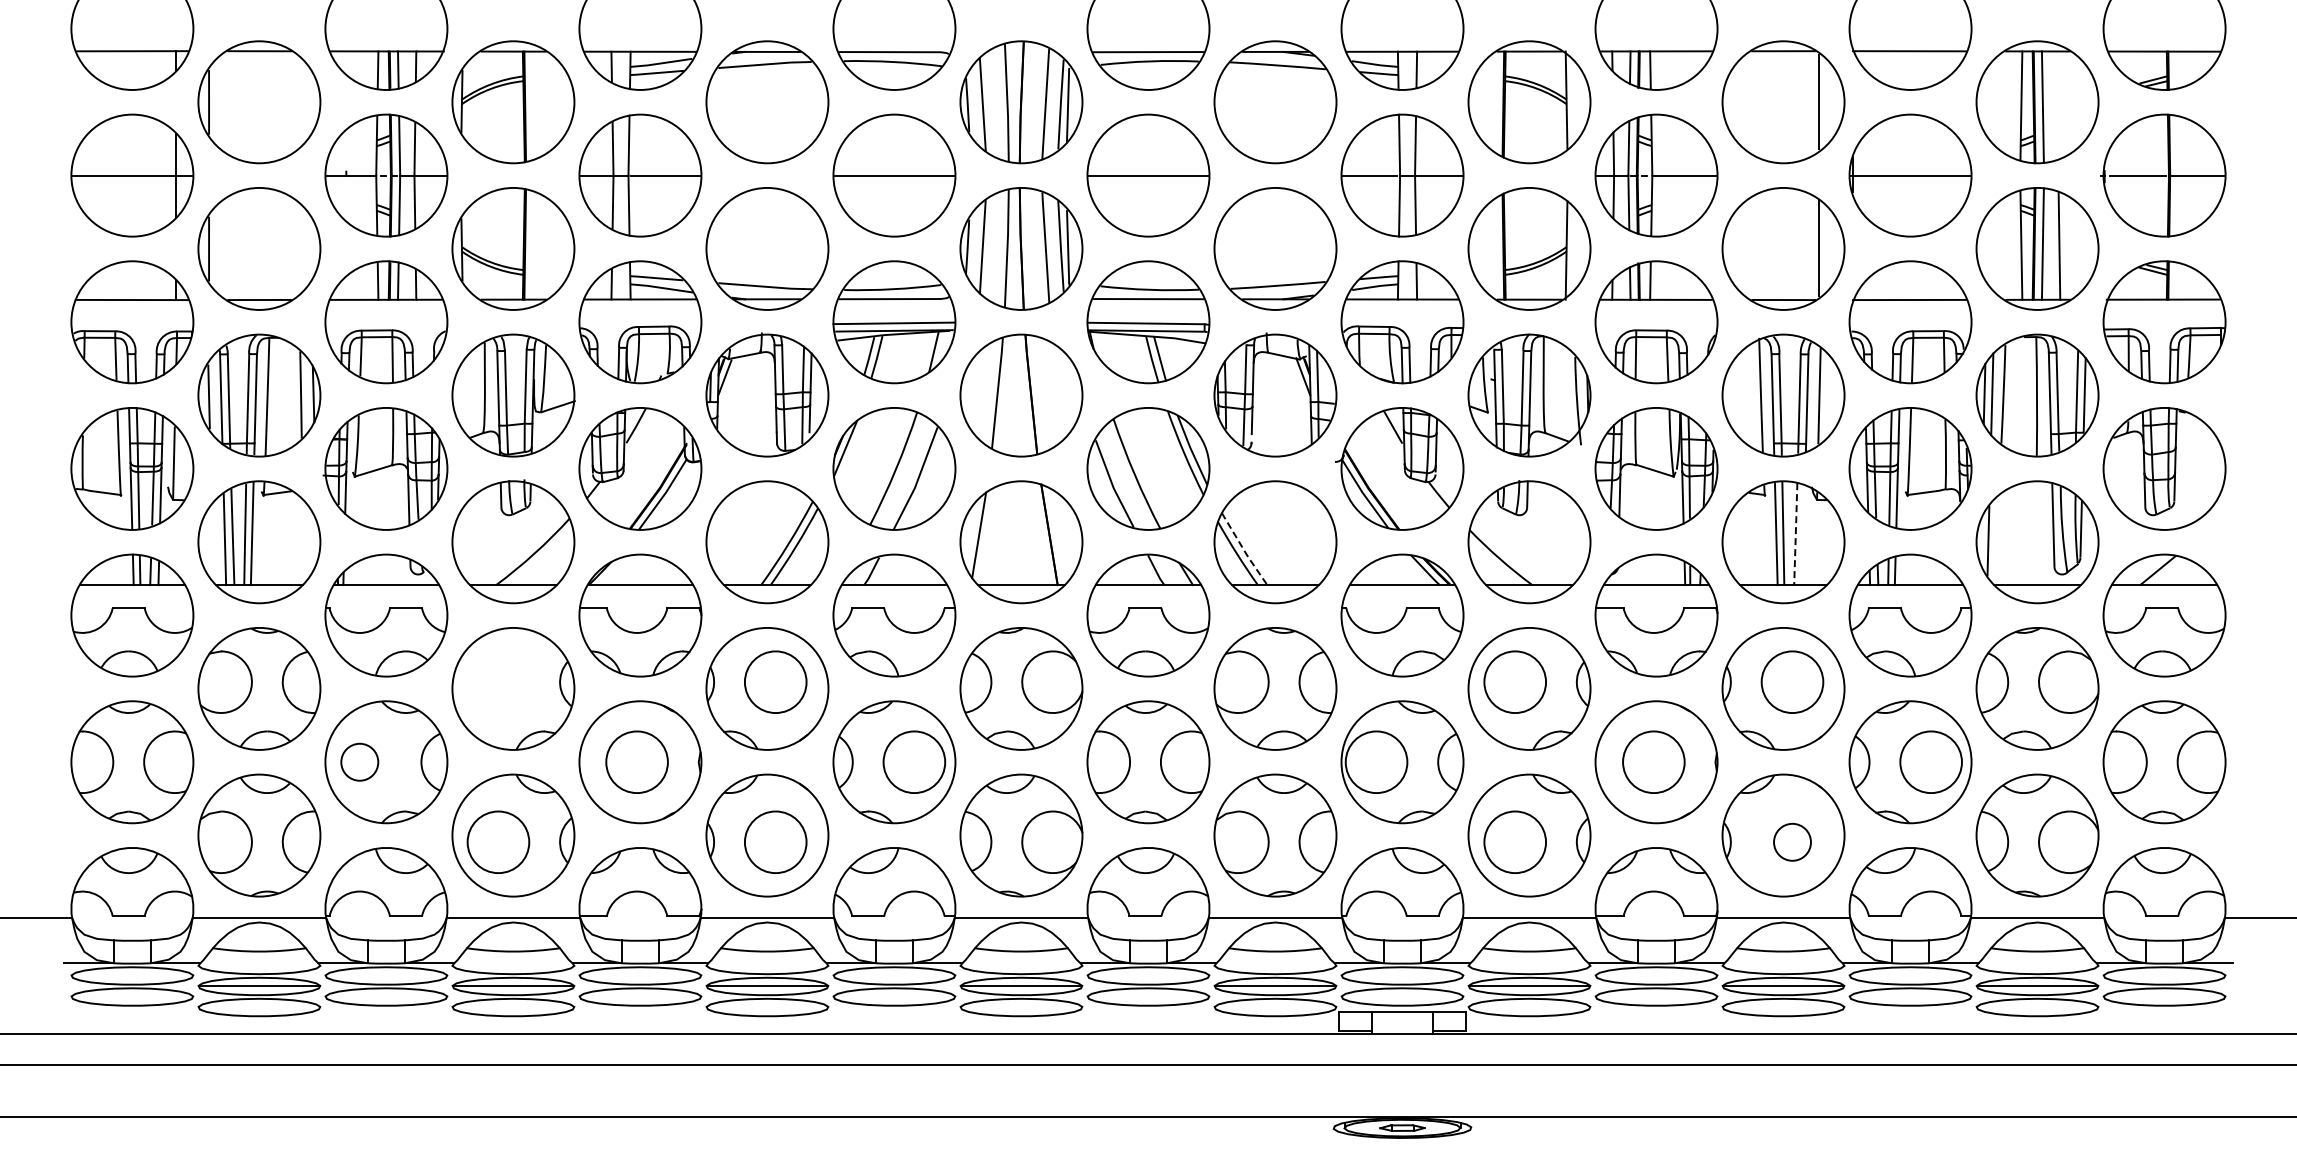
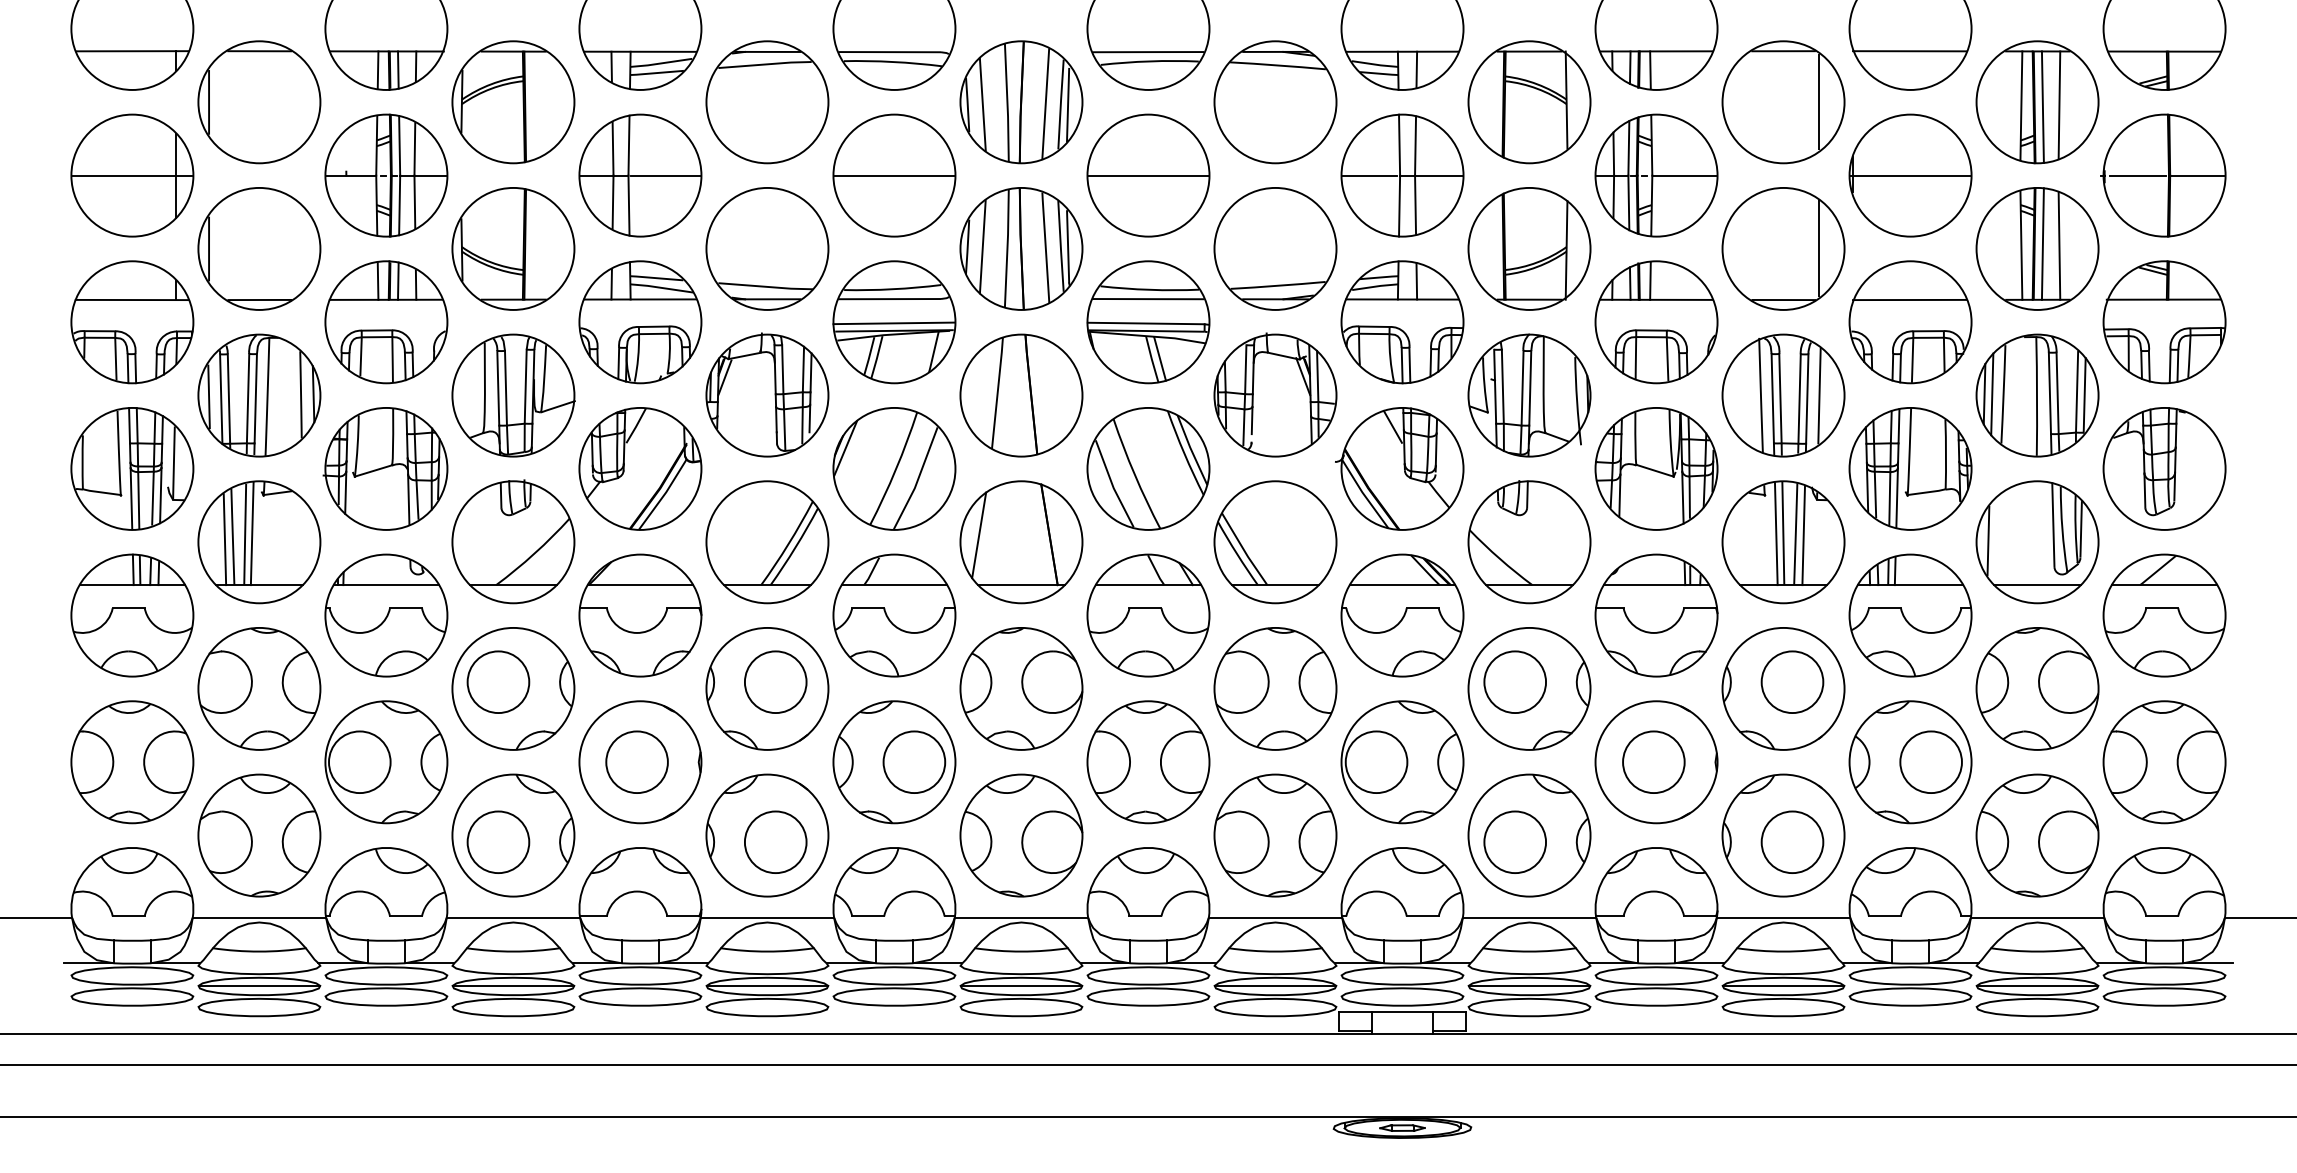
line: none -> present (2059, 104)
line: dashed -> solid (1795, 534)
line: none -> present (1803, 535)
line: dashed -> solid (1244, 550)
circle: none -> present (498, 681)
circle diameter: 37 px -> 62 px (359, 762)
circle diameter: 37 px -> 62 px (1792, 842)
